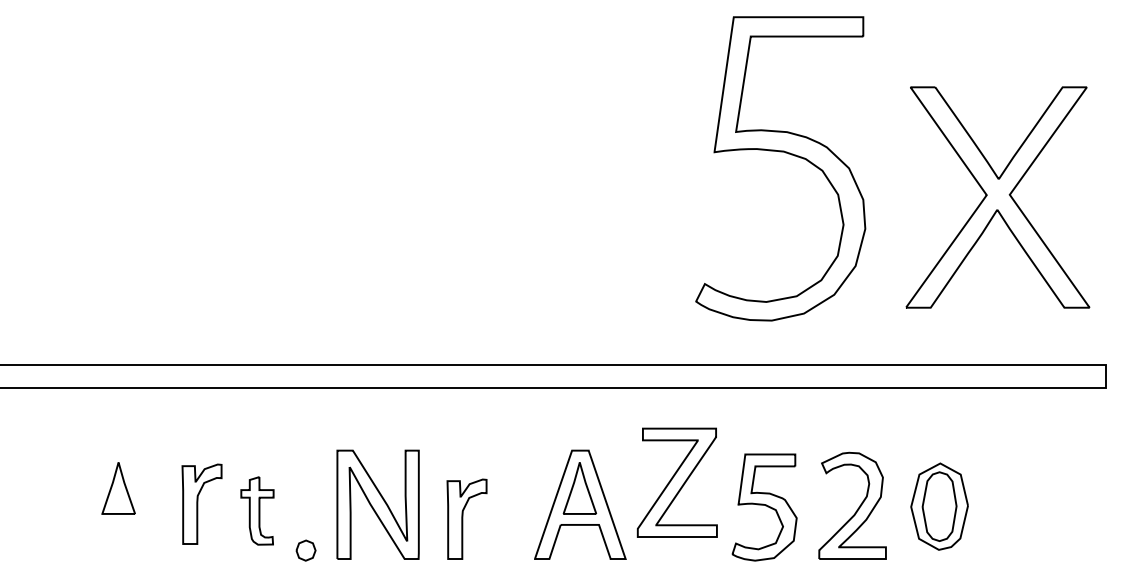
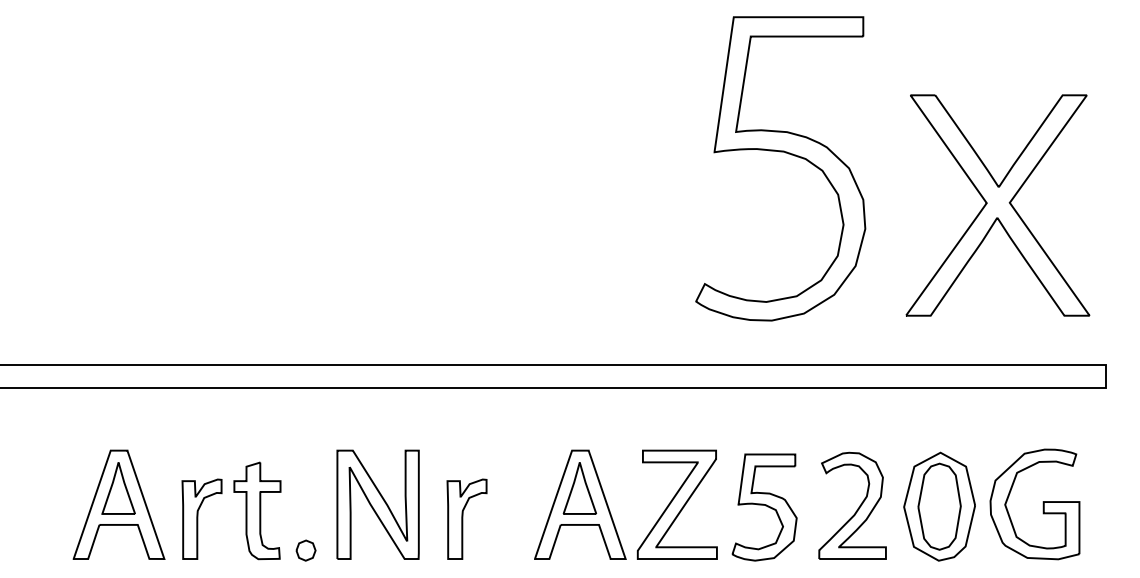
part position: (997, 197) -> (997, 205) (997, 205)
part position: (676, 482) -> (676, 504) (676, 504)
part position: (201, 503) -> (201, 518) (201, 518)
part: none -> present (118, 504)
part: none -> present (1042, 504)
part size: 59x89 px -> 73x111 px (939, 506)
part size: 35x70 px -> 49x100 px (257, 510)
